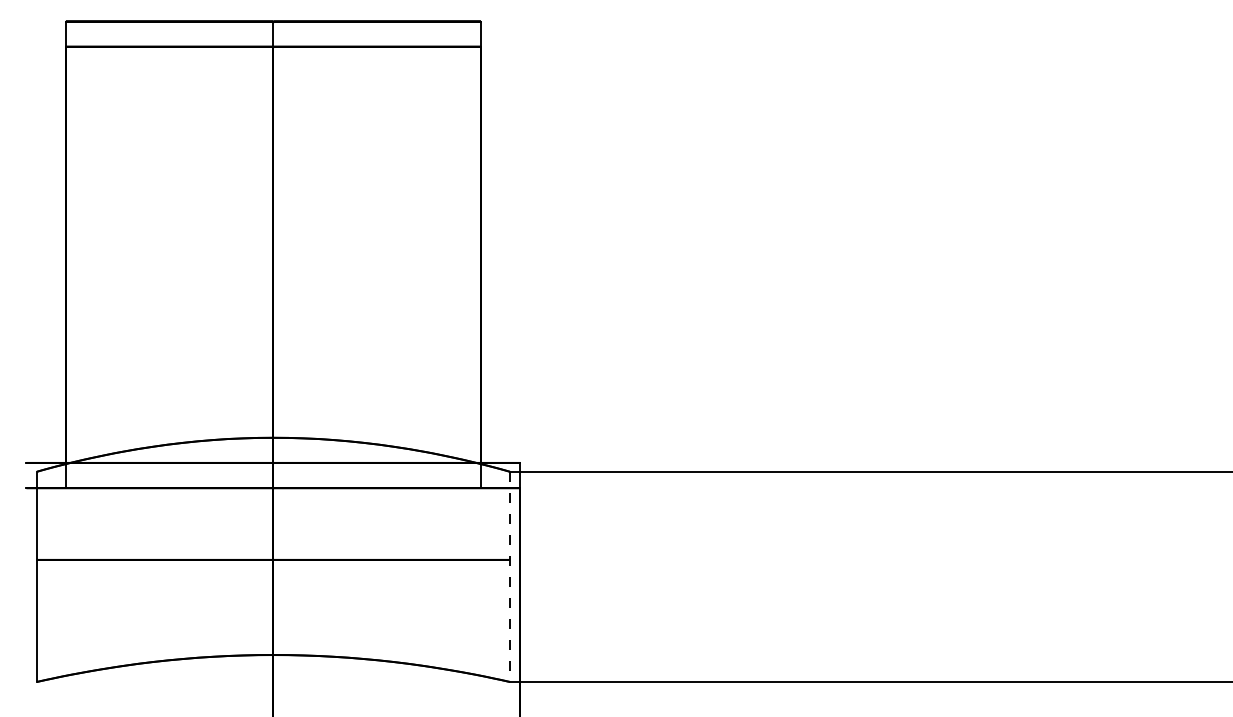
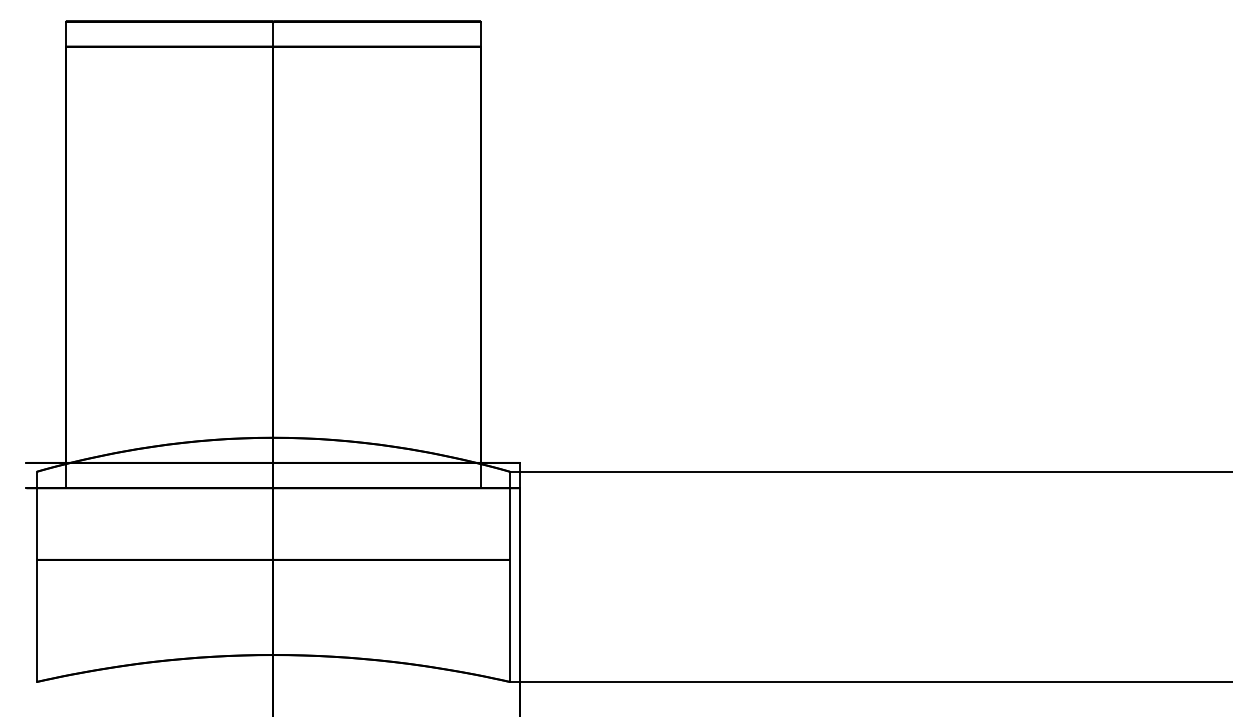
line: dashed -> solid (509, 577)
